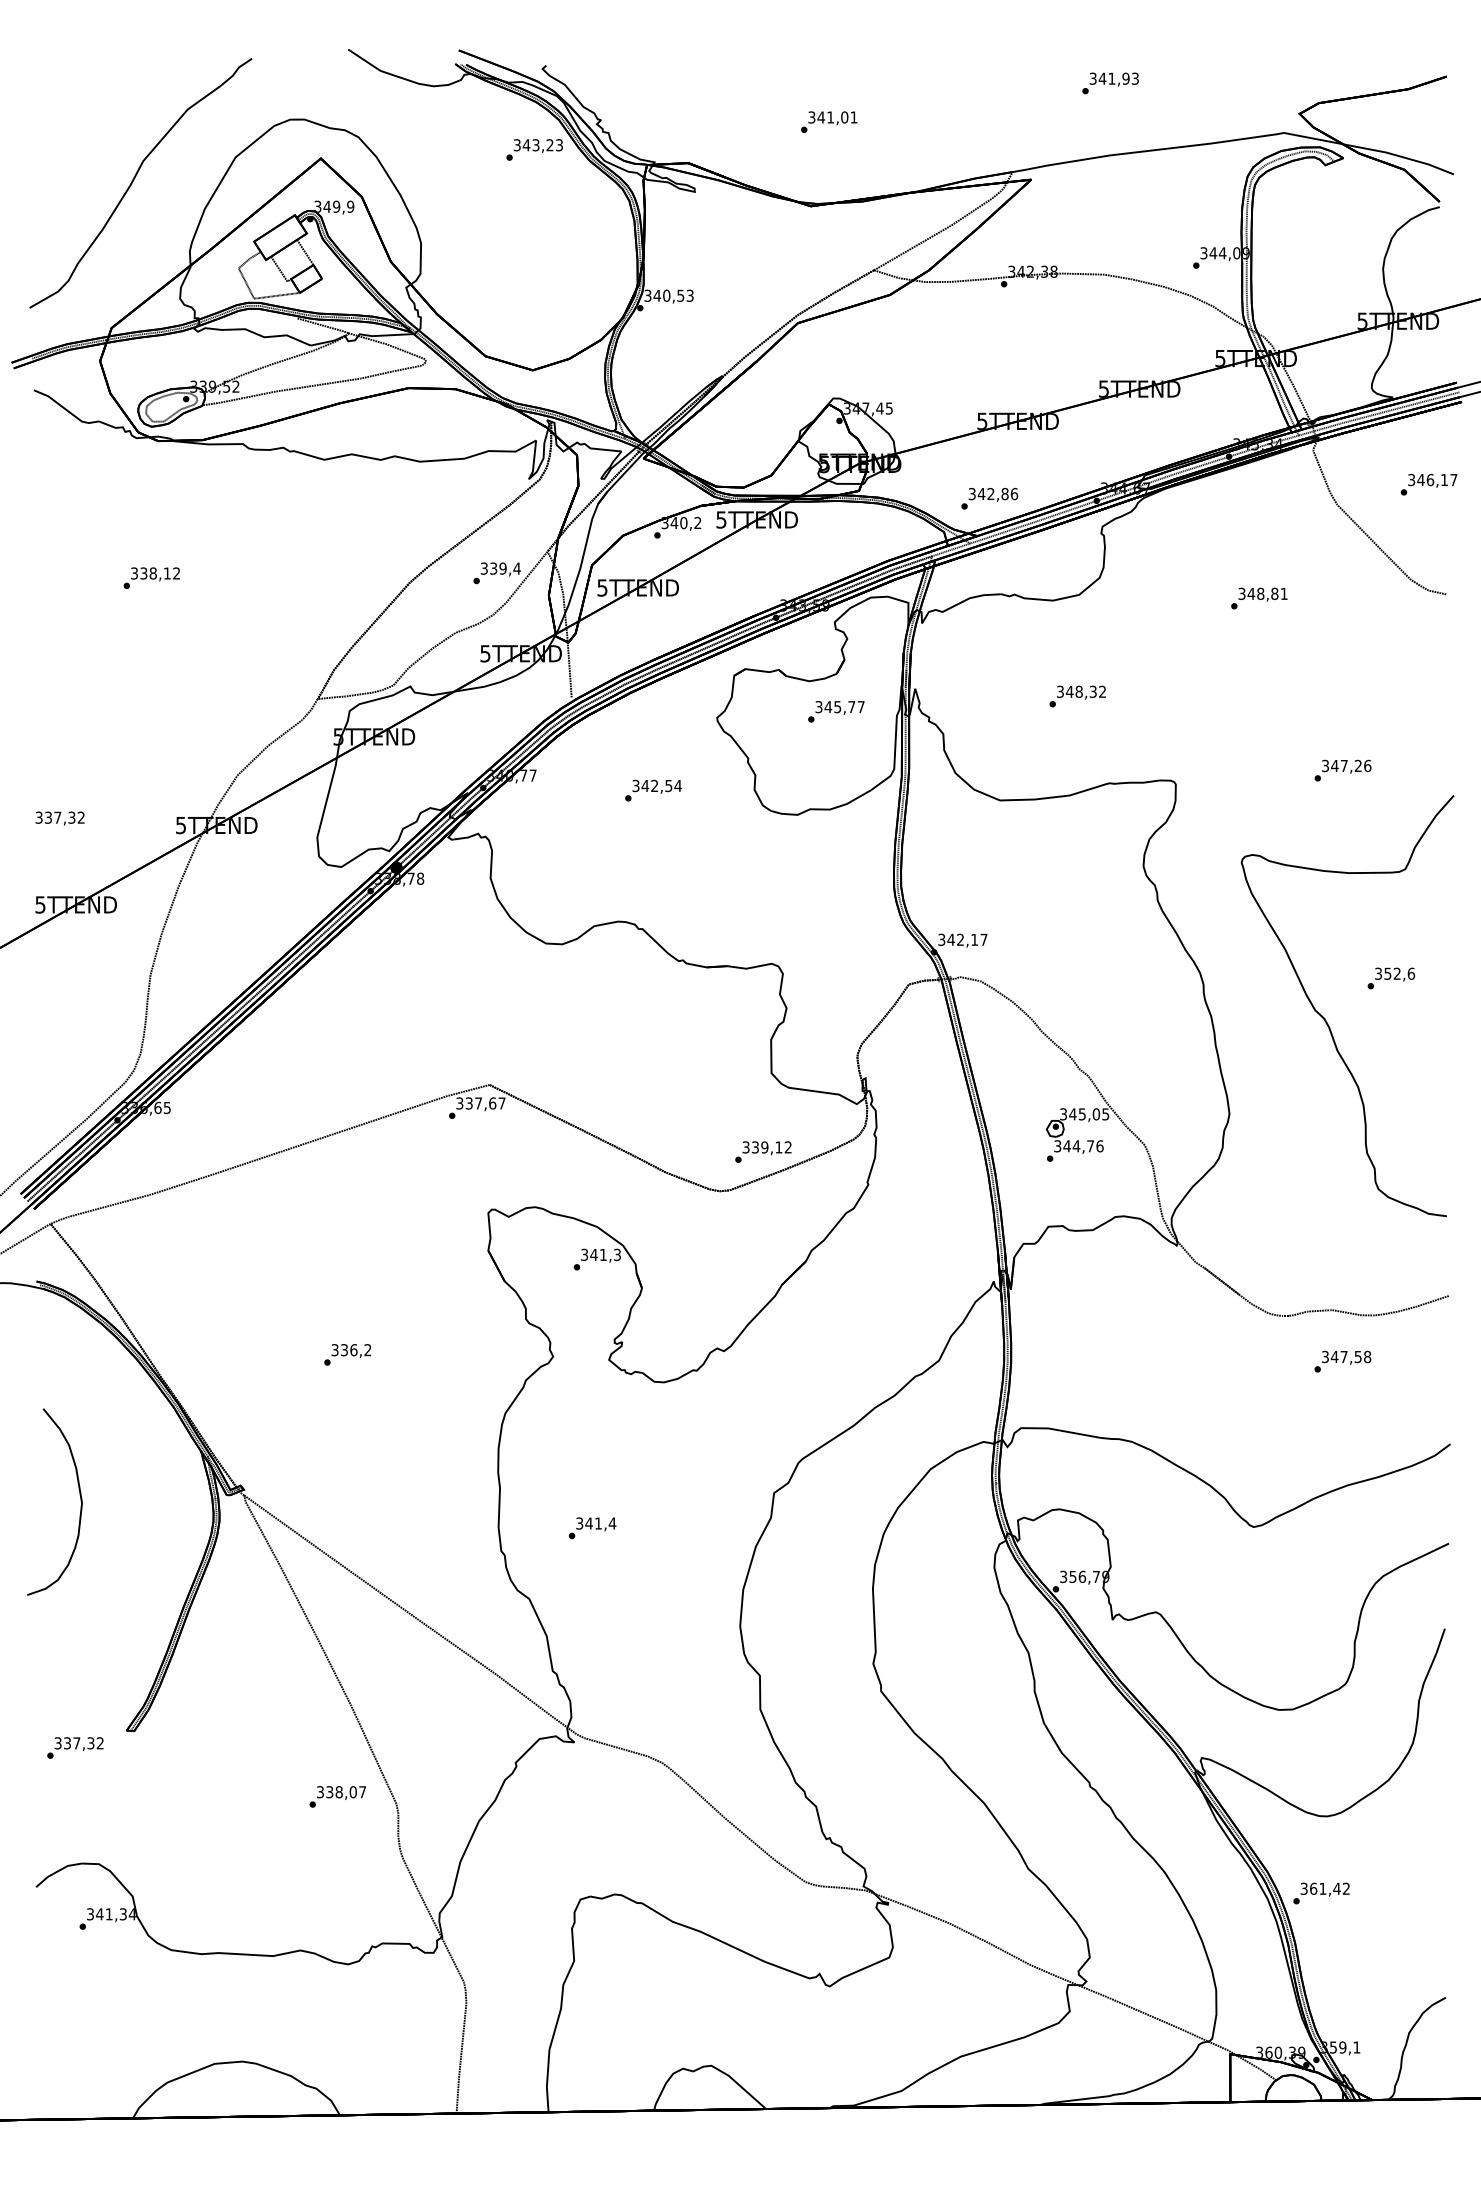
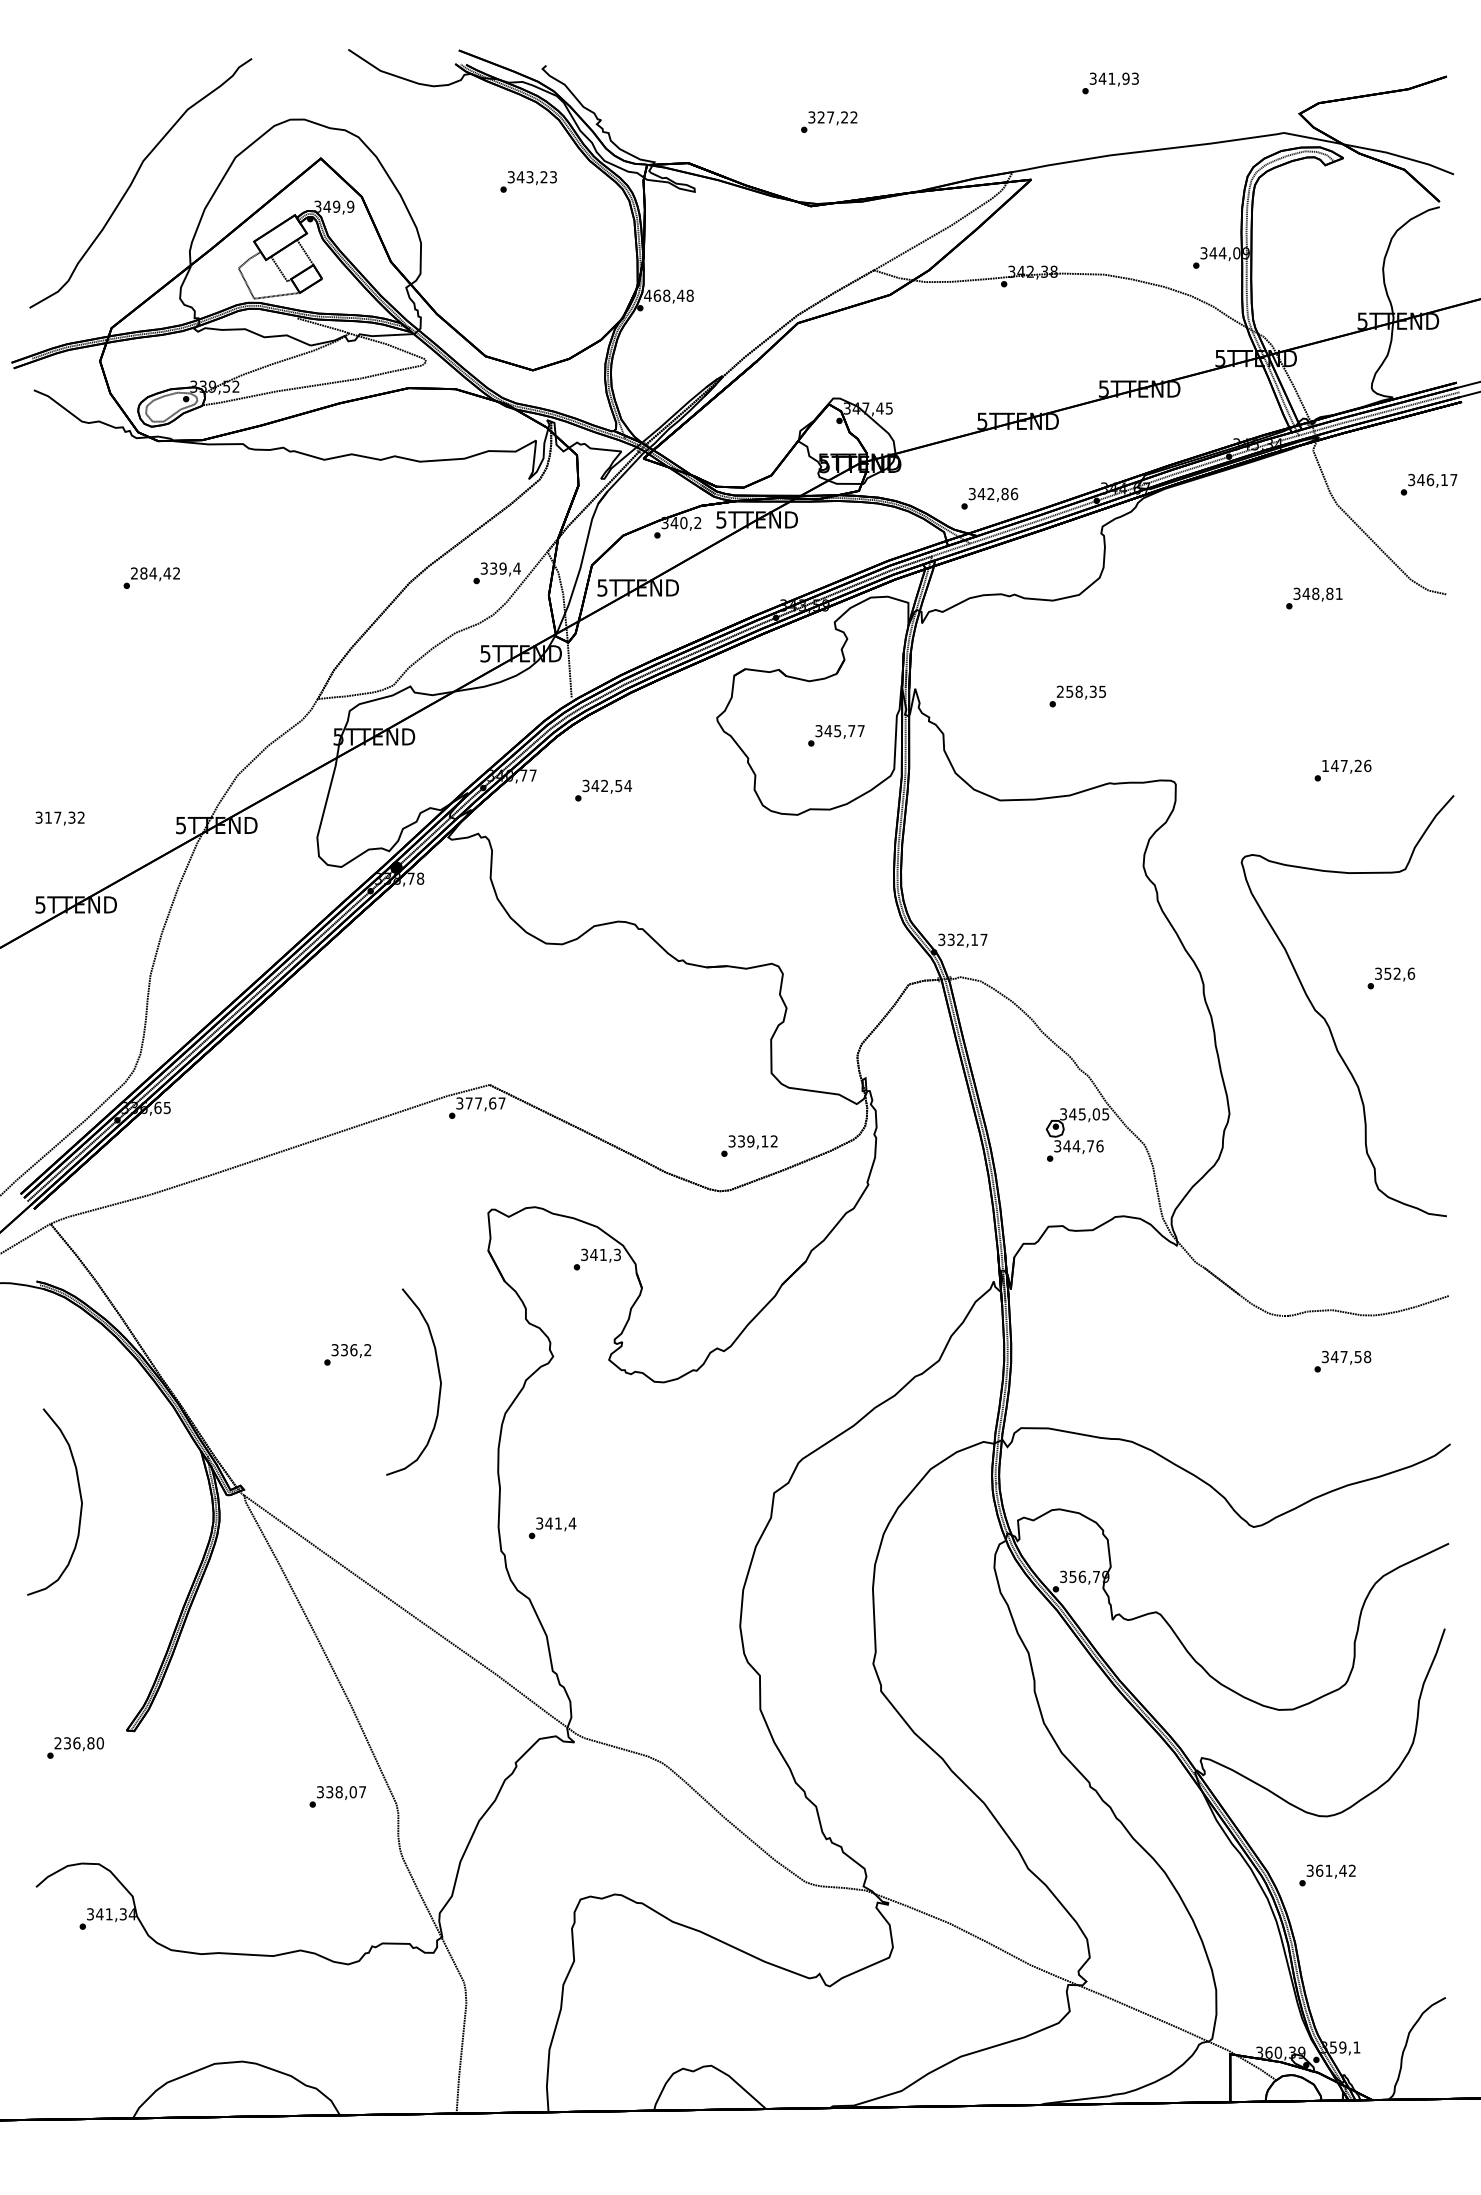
text: 341,01 -> 327,22 (837, 117)
text position: (534, 149) -> (528, 181) (528, 181)
text: 340,53 -> 468,48 (668, 295)
text: 338,12 -> 284,42 (151, 573)
text position: (1259, 598) -> (1314, 598) (1314, 598)
text: 348,32 -> 258,35 (1081, 691)
text position: (836, 711) -> (836, 735) (836, 735)
text: 347,26 -> 147,26 (1325, 765)
text position: (653, 790) -> (603, 790) (603, 790)
text: 337,32 -> 317,32 (48, 817)
text: 342,17 -> 332,17 (951, 939)
text: 337,67 -> 377,67 (468, 1103)
text position: (763, 1151) -> (749, 1145) (749, 1145)
curve: none -> present (438, 1375)
text position: (592, 1527) -> (552, 1527) (552, 1527)
text: 337,32 -> 236,80 (78, 1743)
text position: (1321, 1893) -> (1327, 1875) (1327, 1875)
